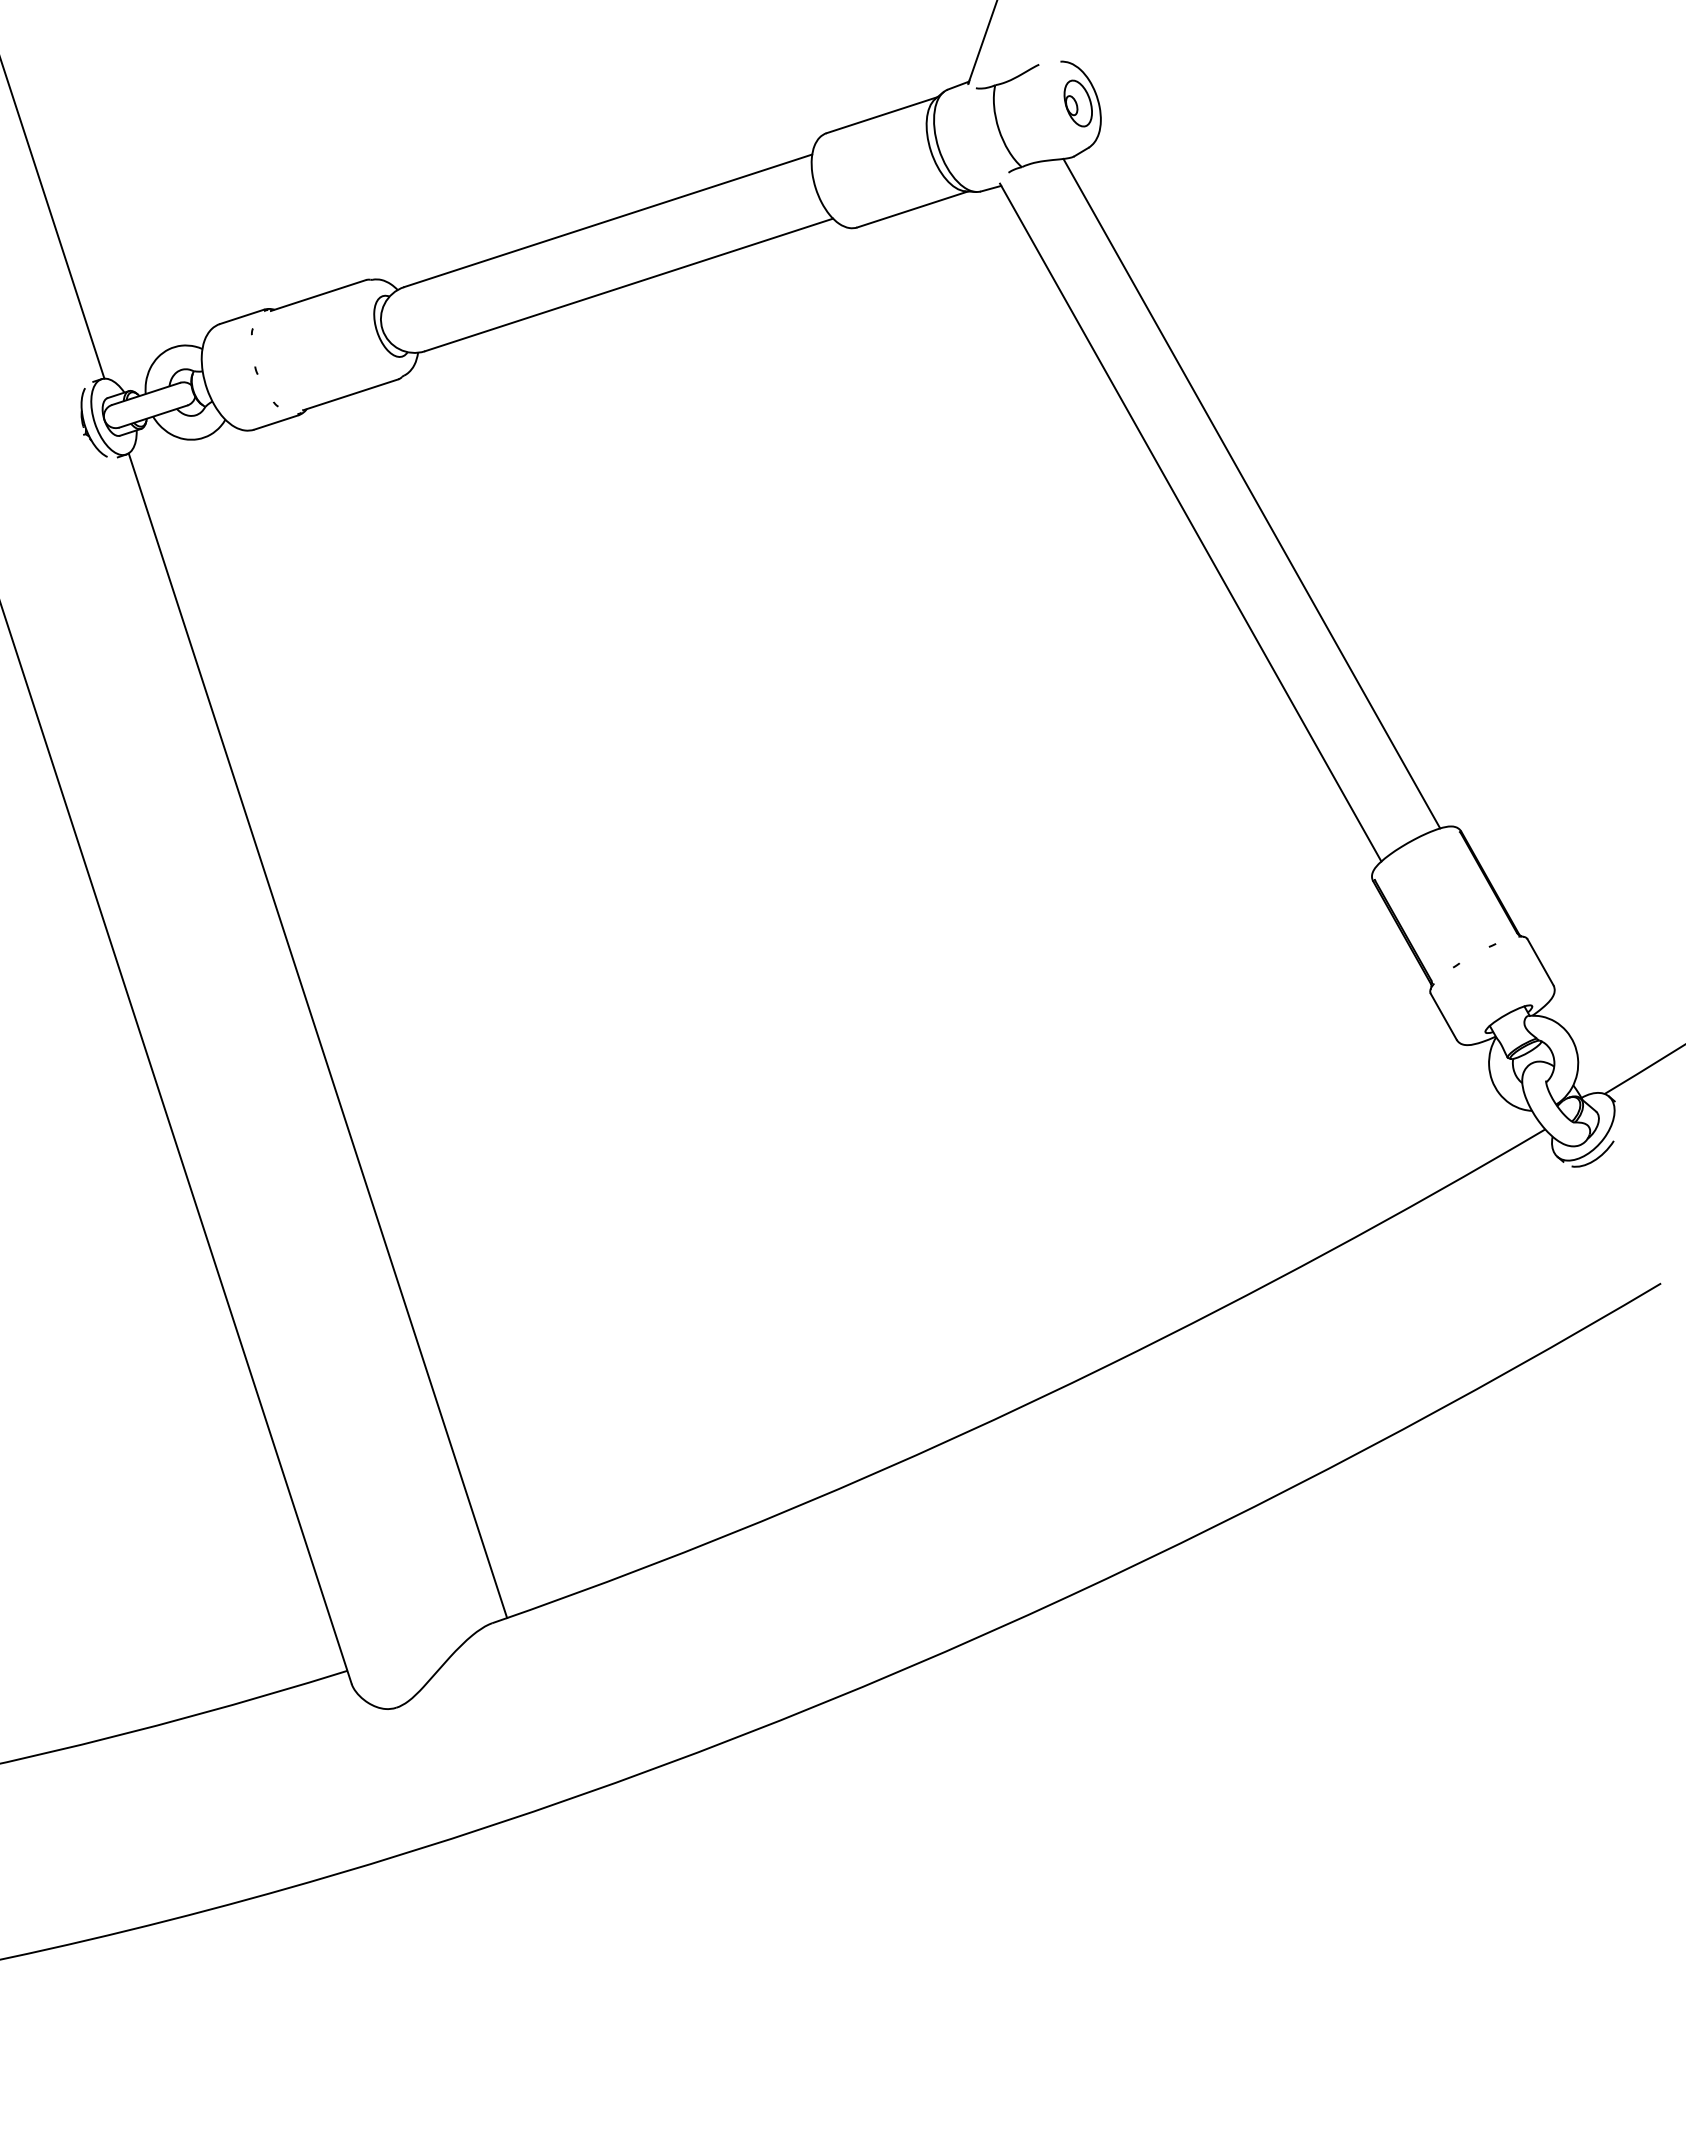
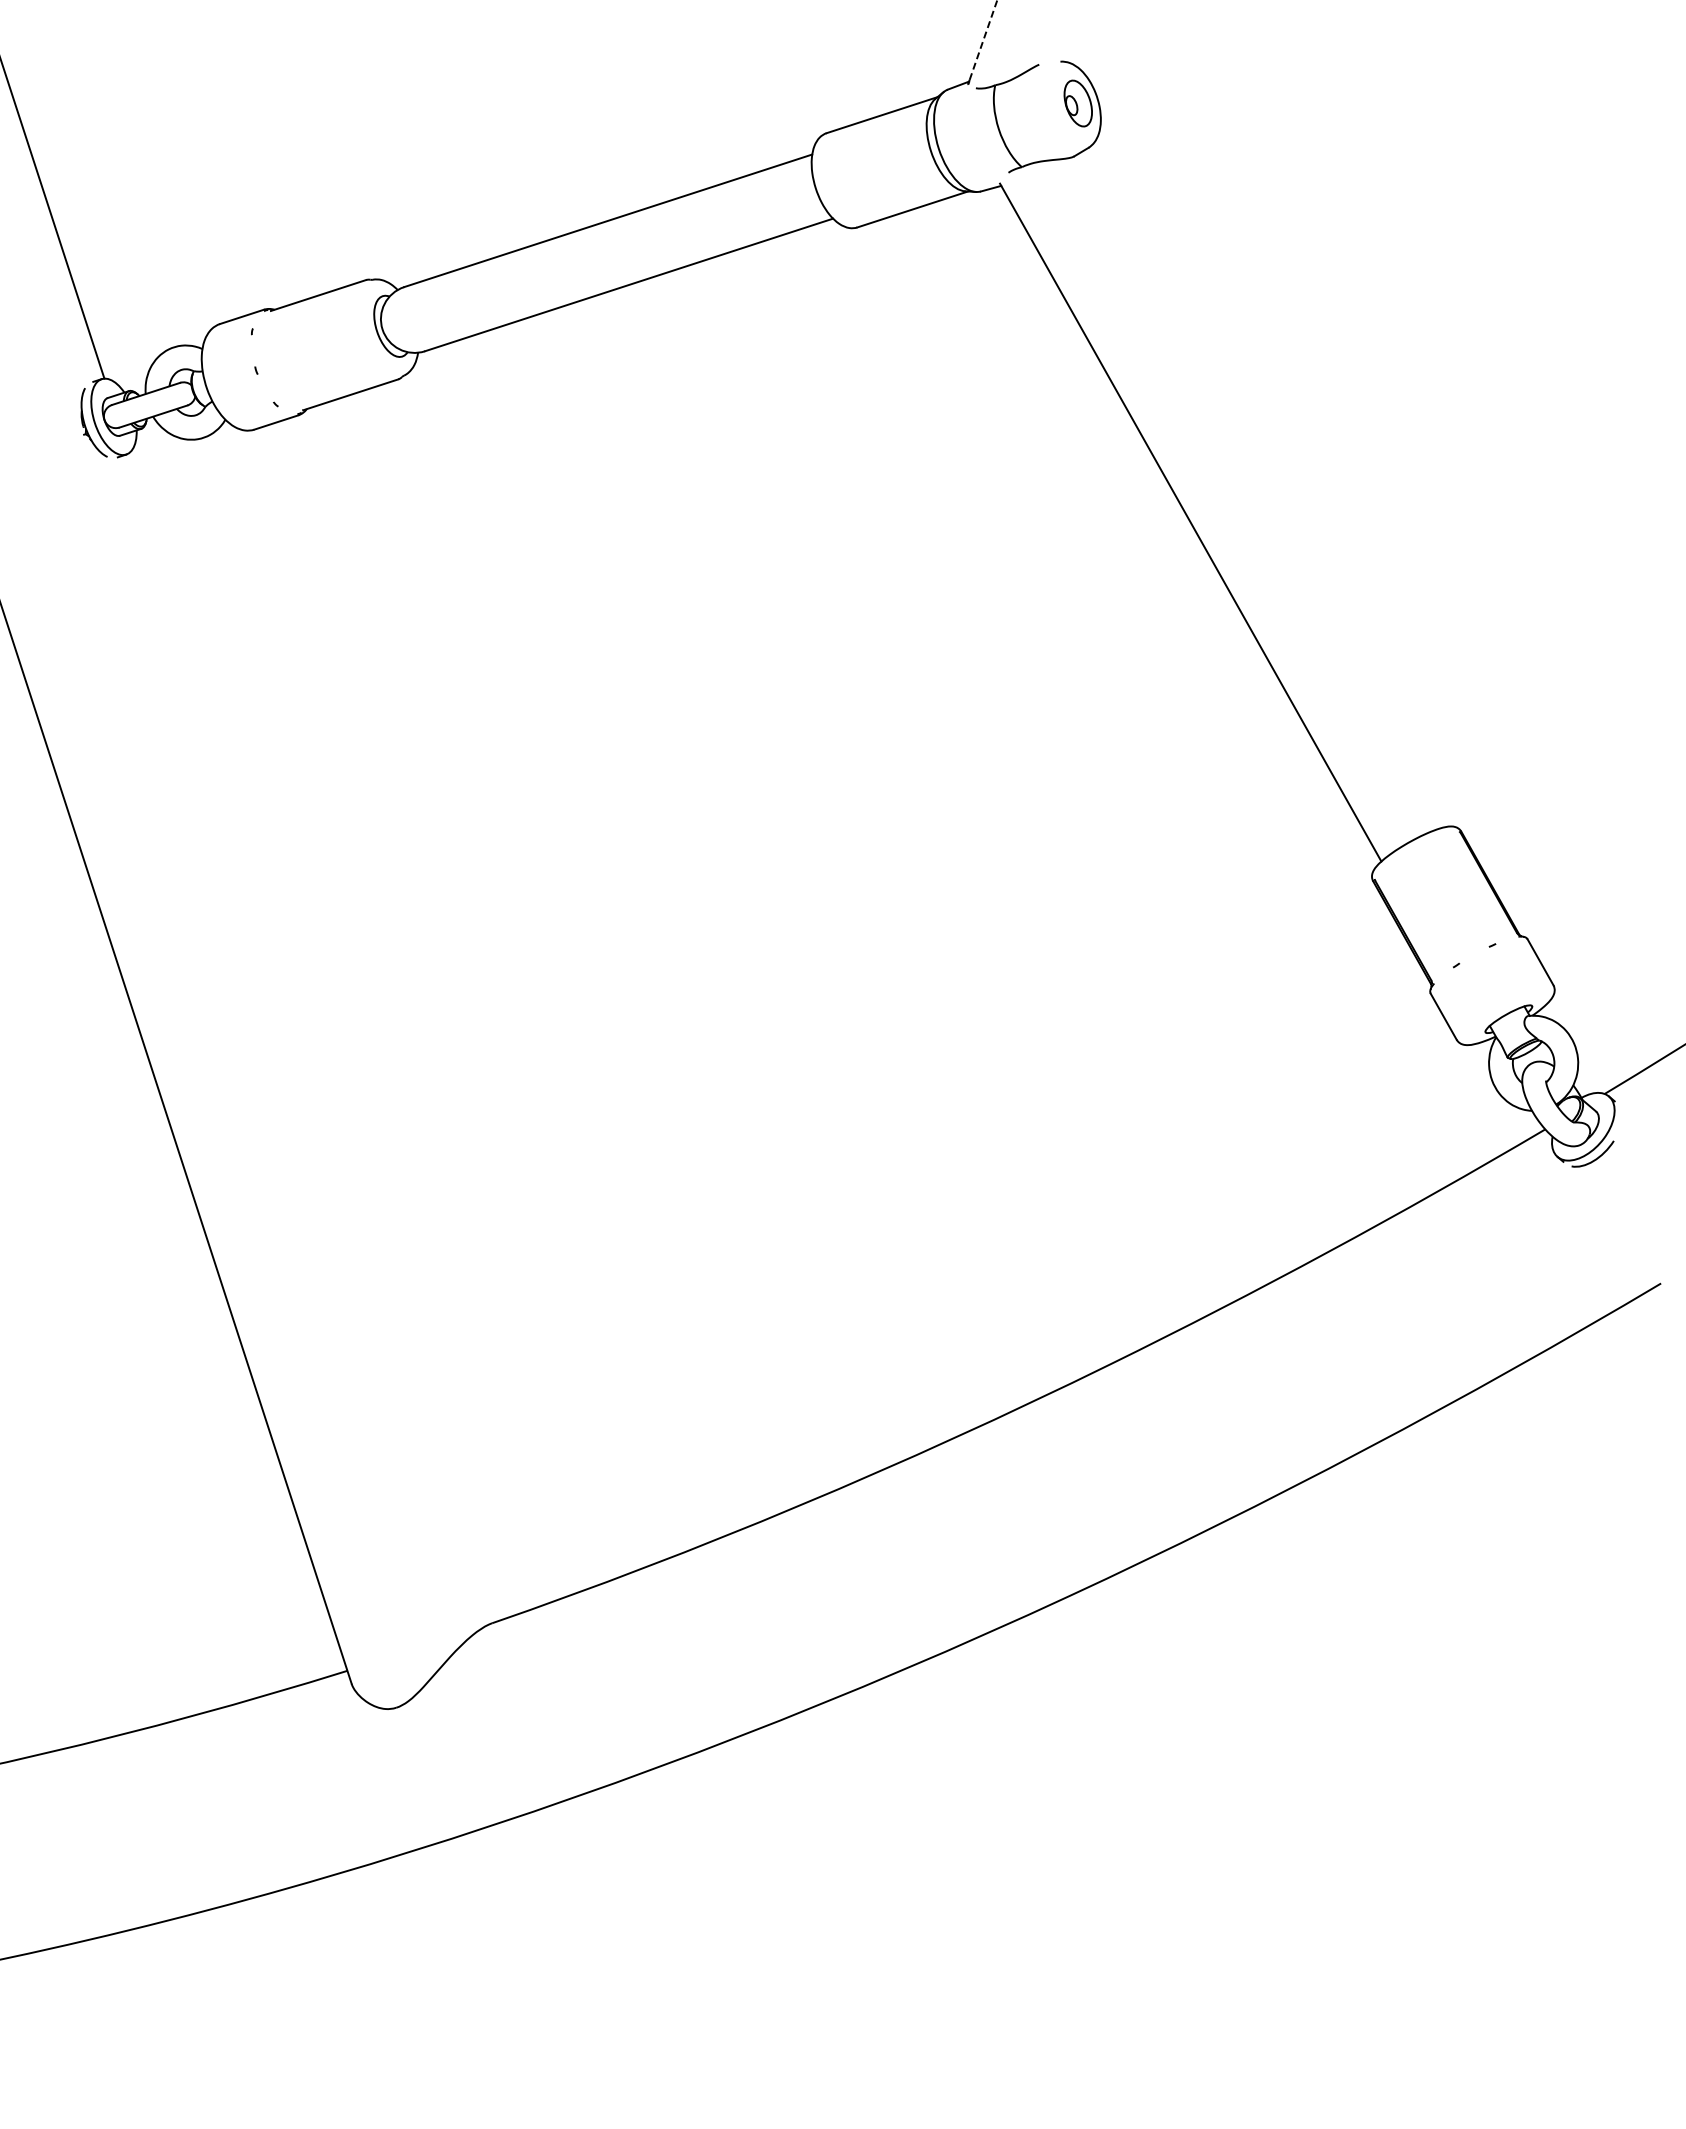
line: solid -> dashed (983, 40)
line: present -> none (1251, 493)
line: present -> none (317, 1035)
